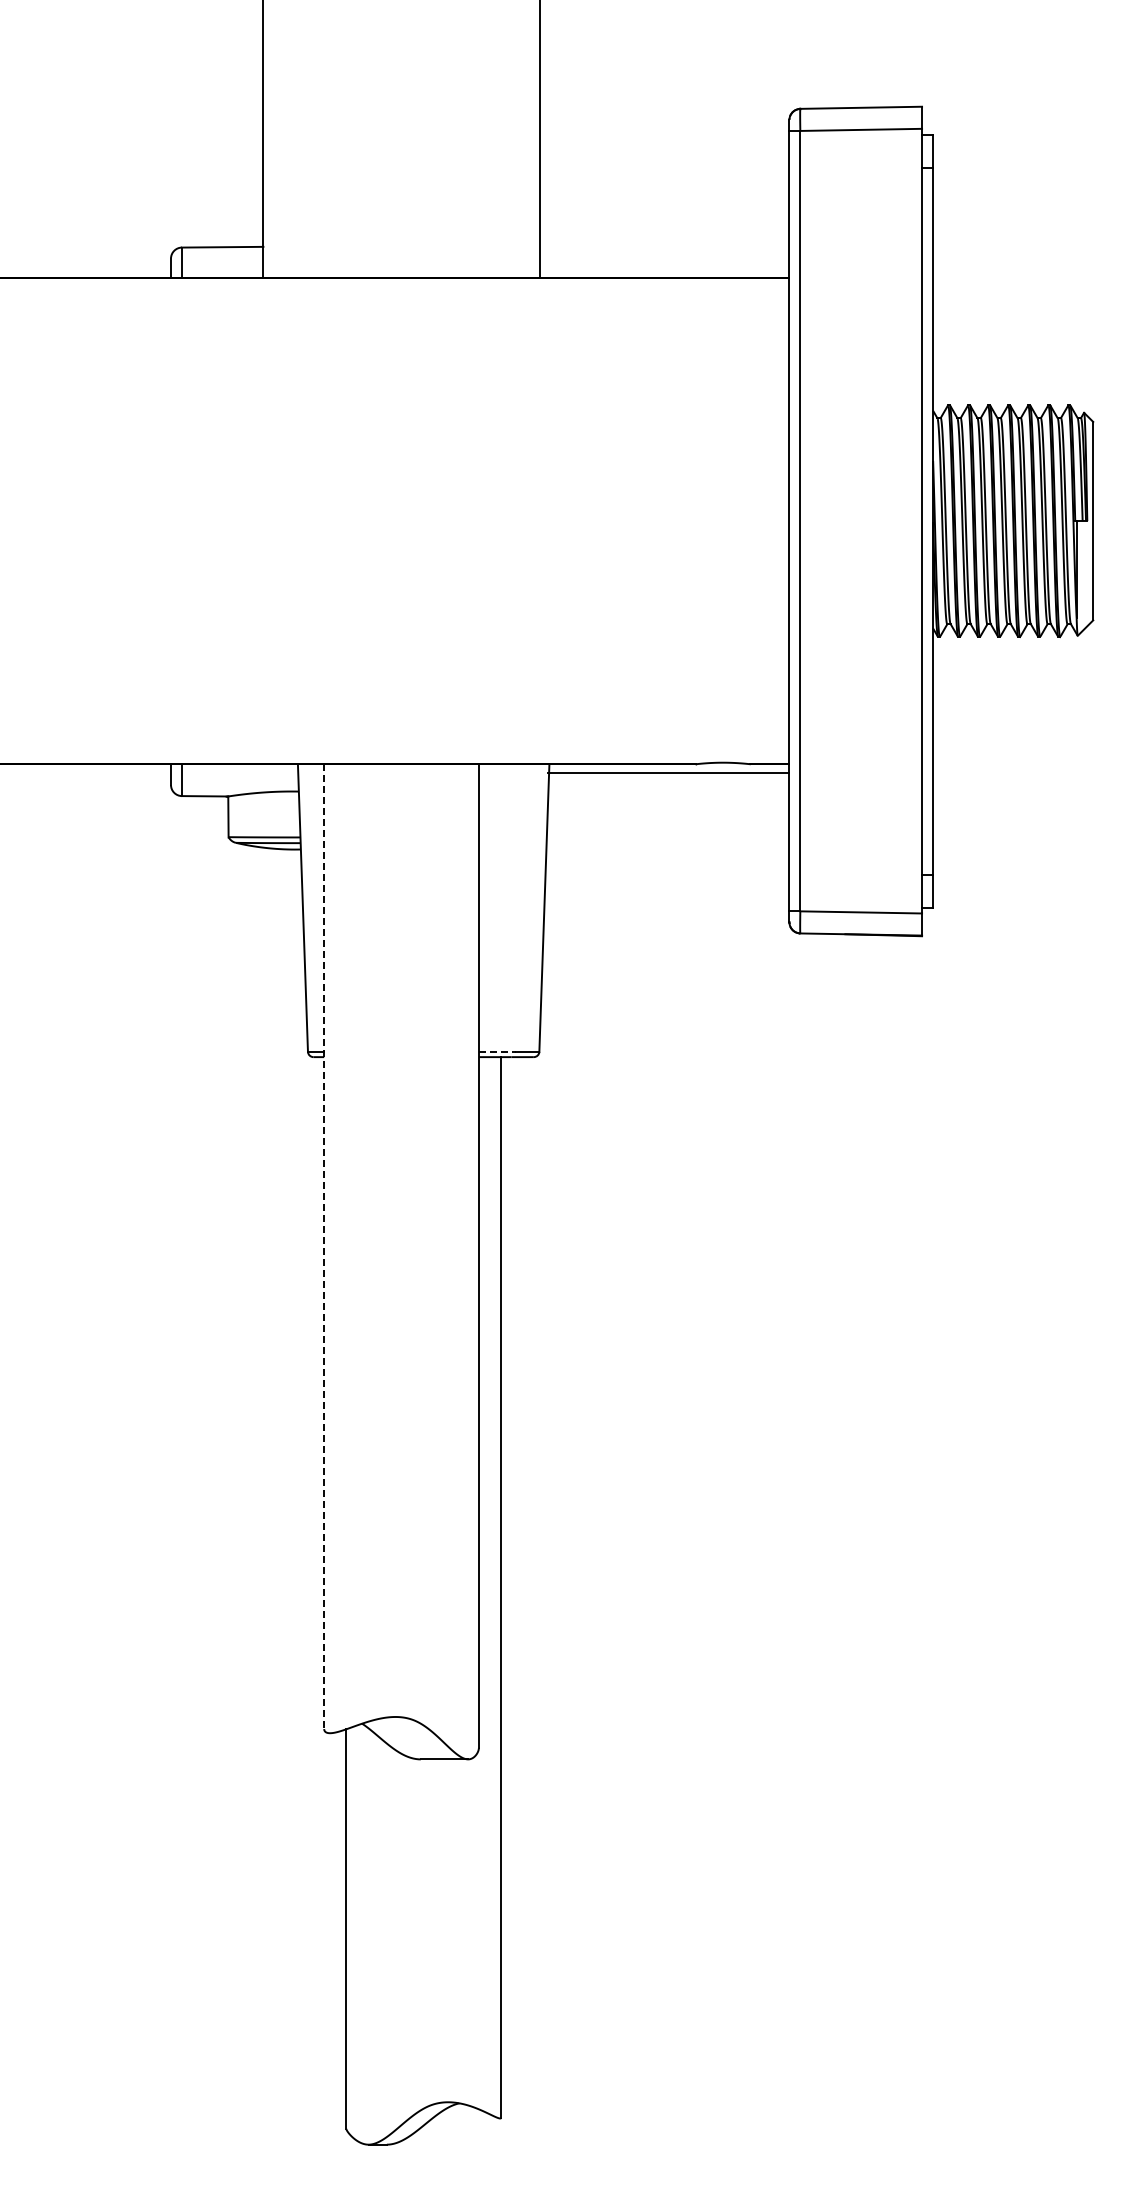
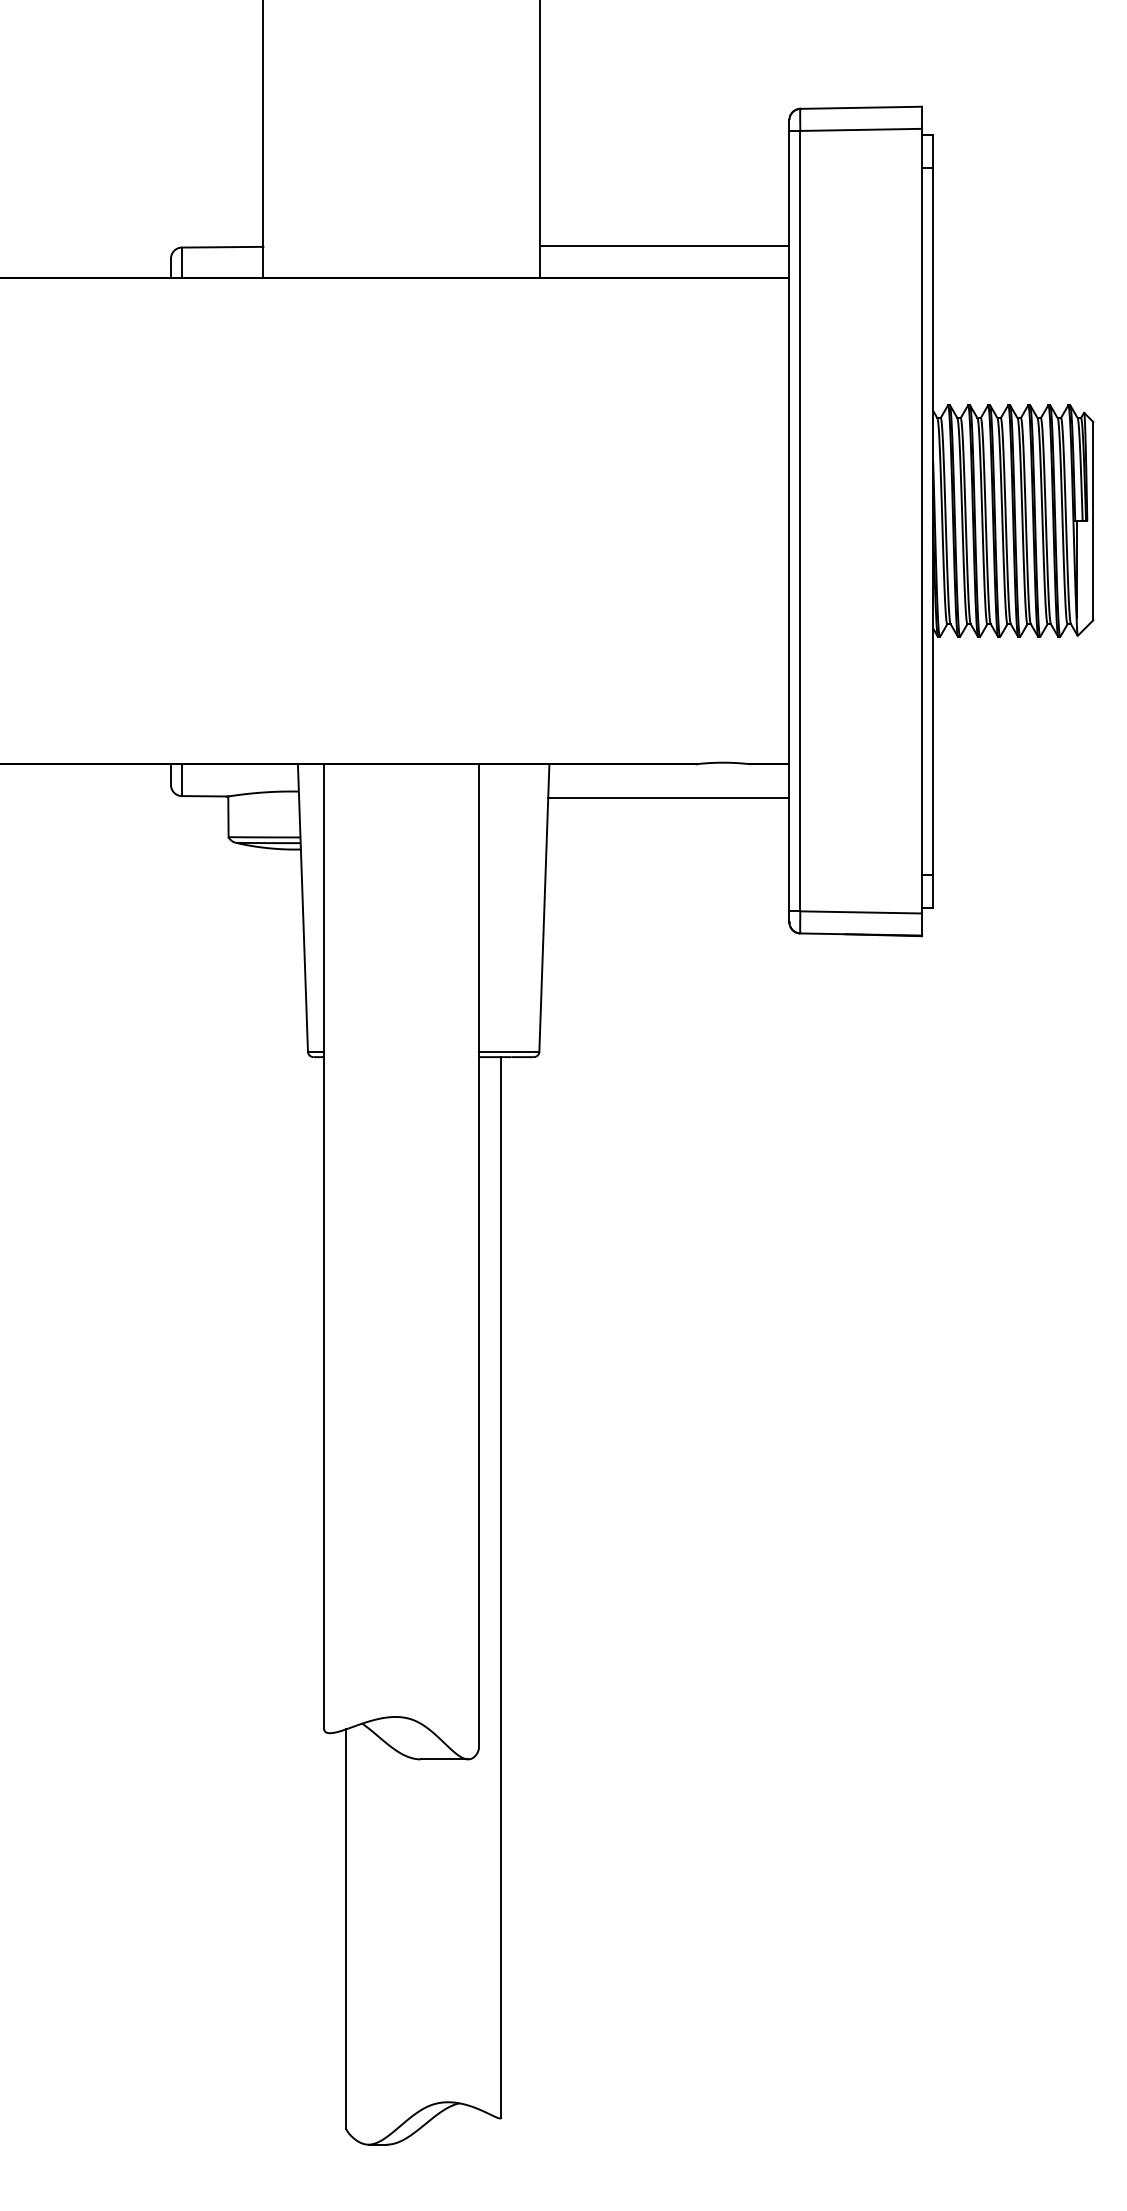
line: none -> present (664, 245)
line position: (668, 773) -> (668, 798) (668, 798)
line: dashed -> solid (497, 1051)
line: dashed -> solid (324, 1247)
